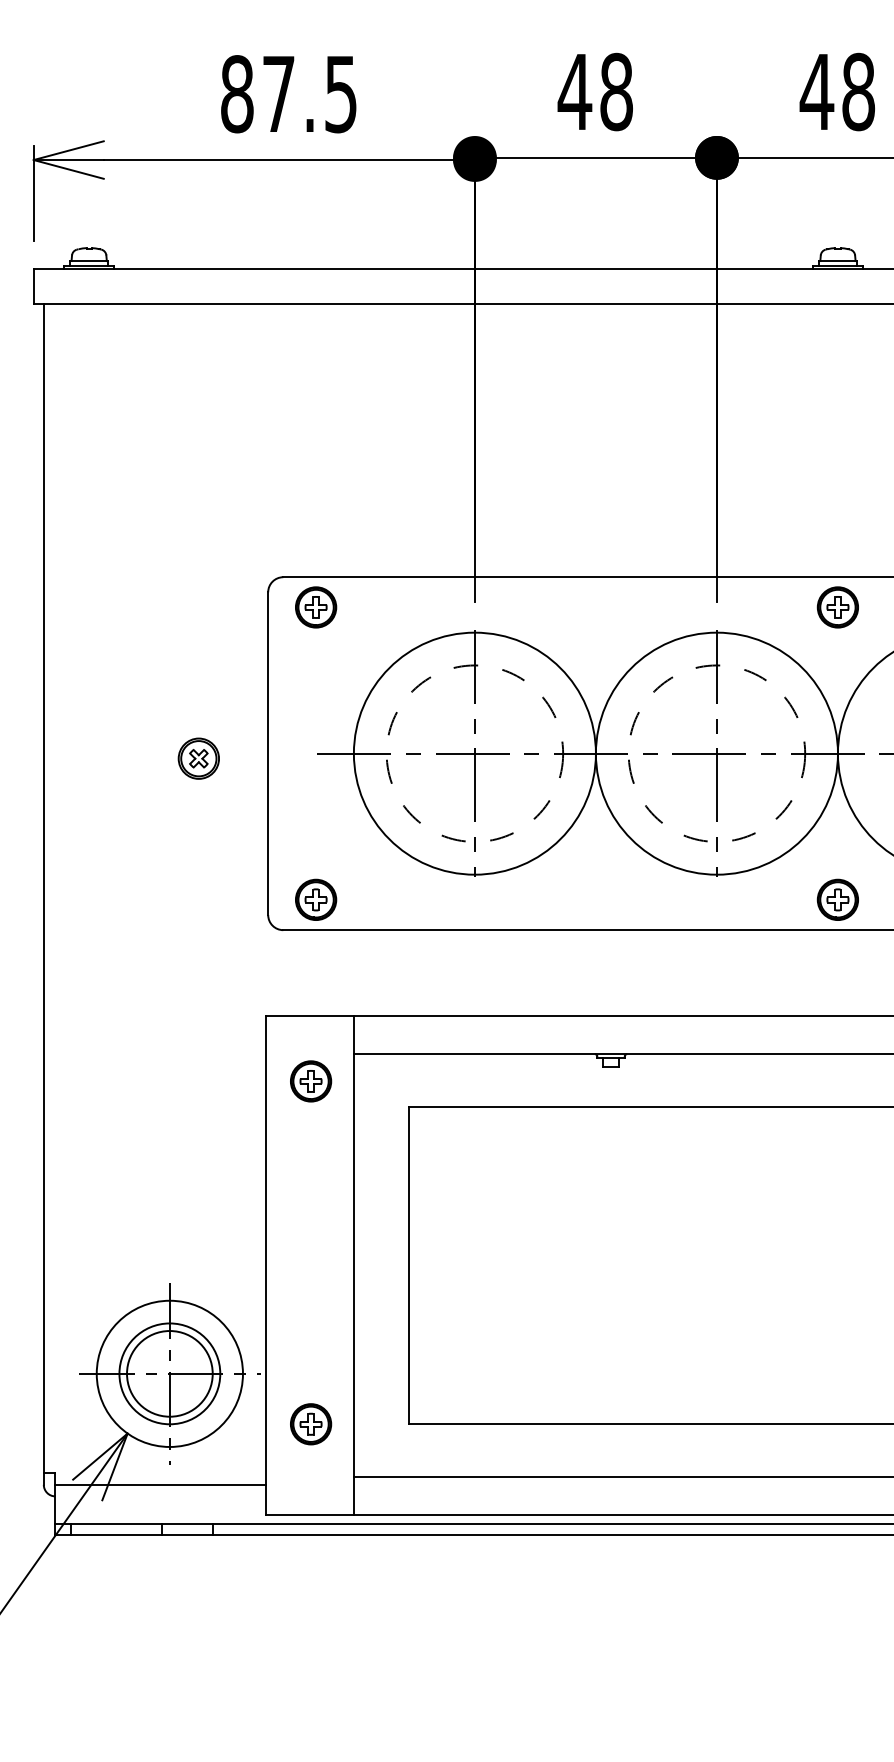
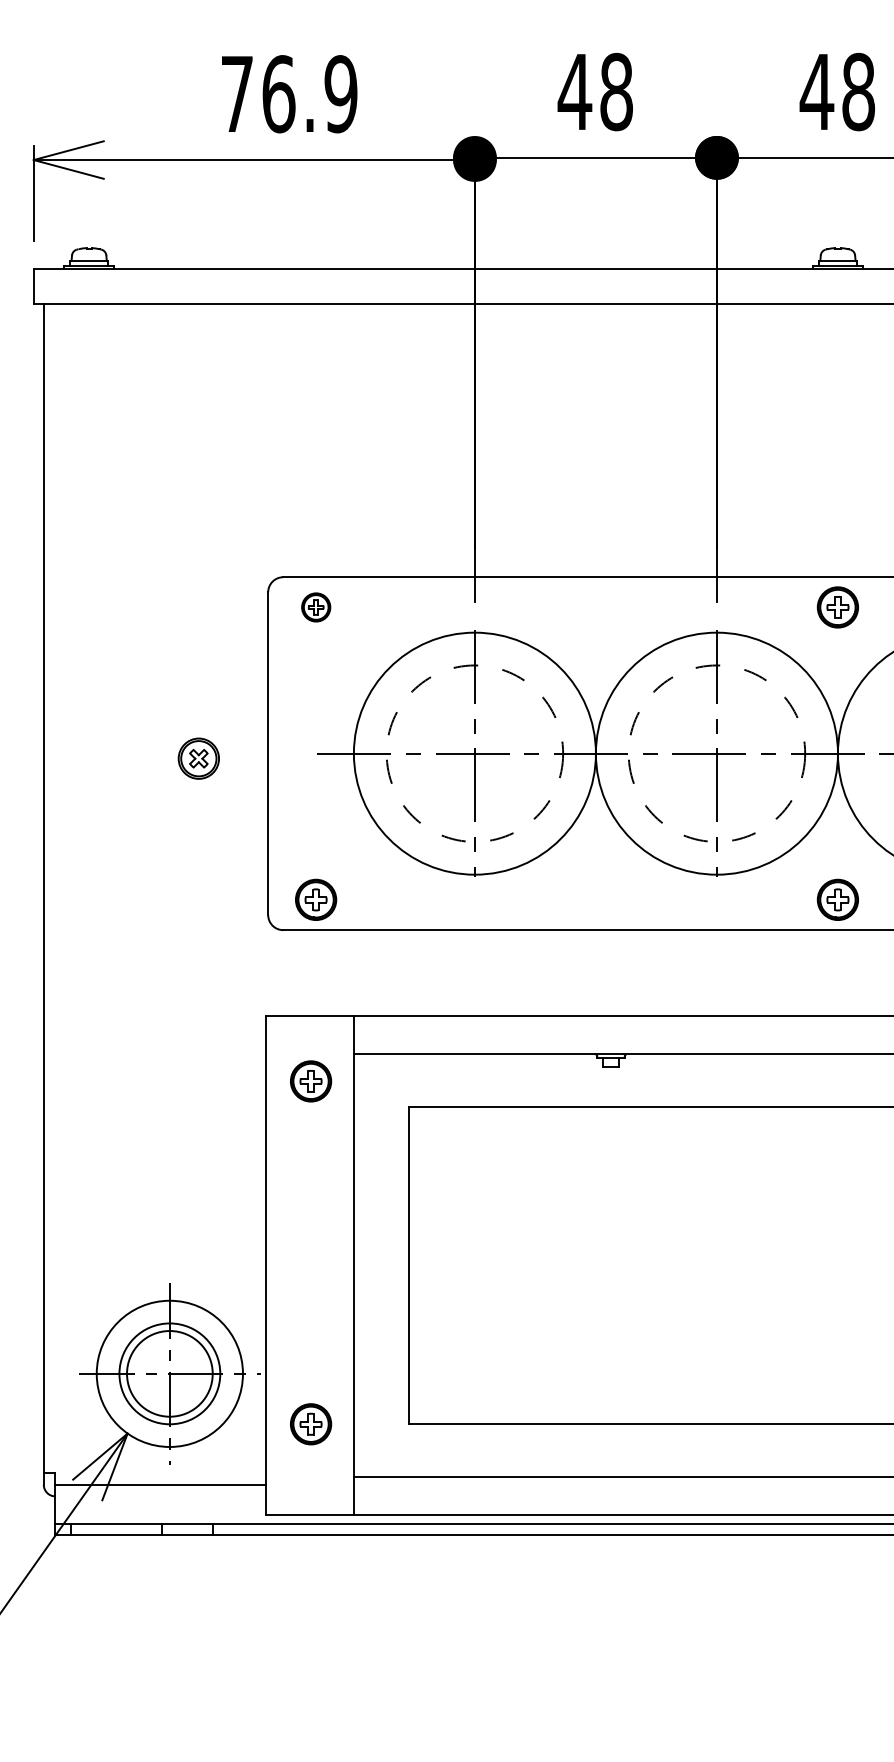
text: 87.5 -> 76.9 (289, 94)
part size: 43x43 px -> 31x31 px (316, 607)
